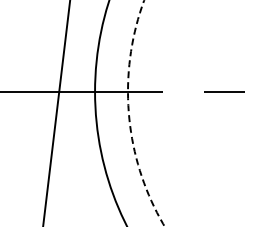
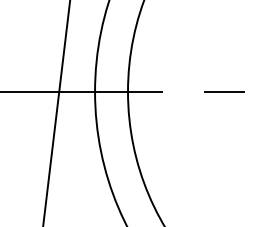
circle: dashed -> solid (146, 113)
